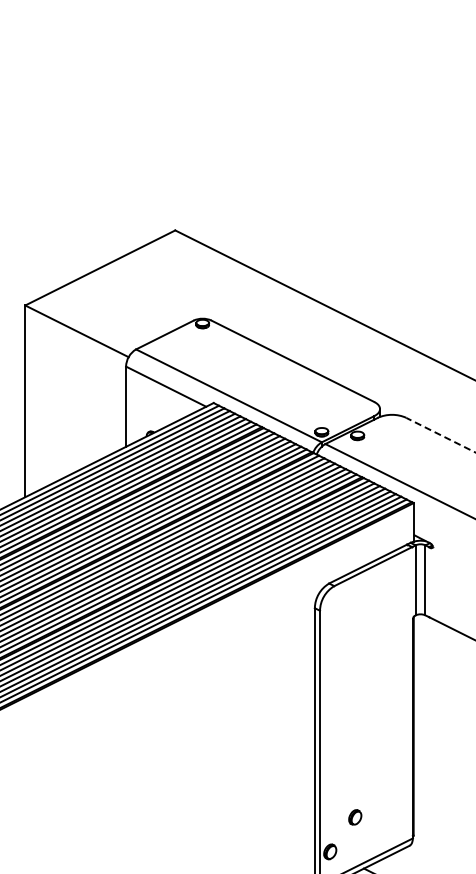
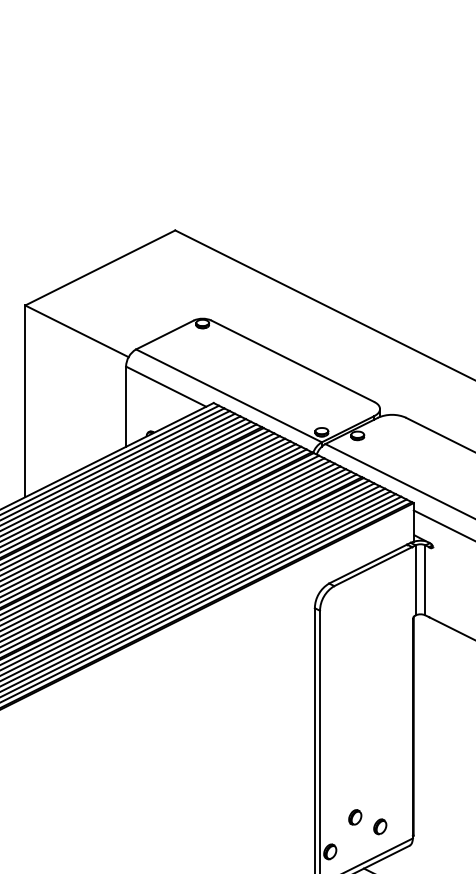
line: dashed -> solid (441, 435)
line: none -> present (442, 524)
part: none -> present (380, 826)
